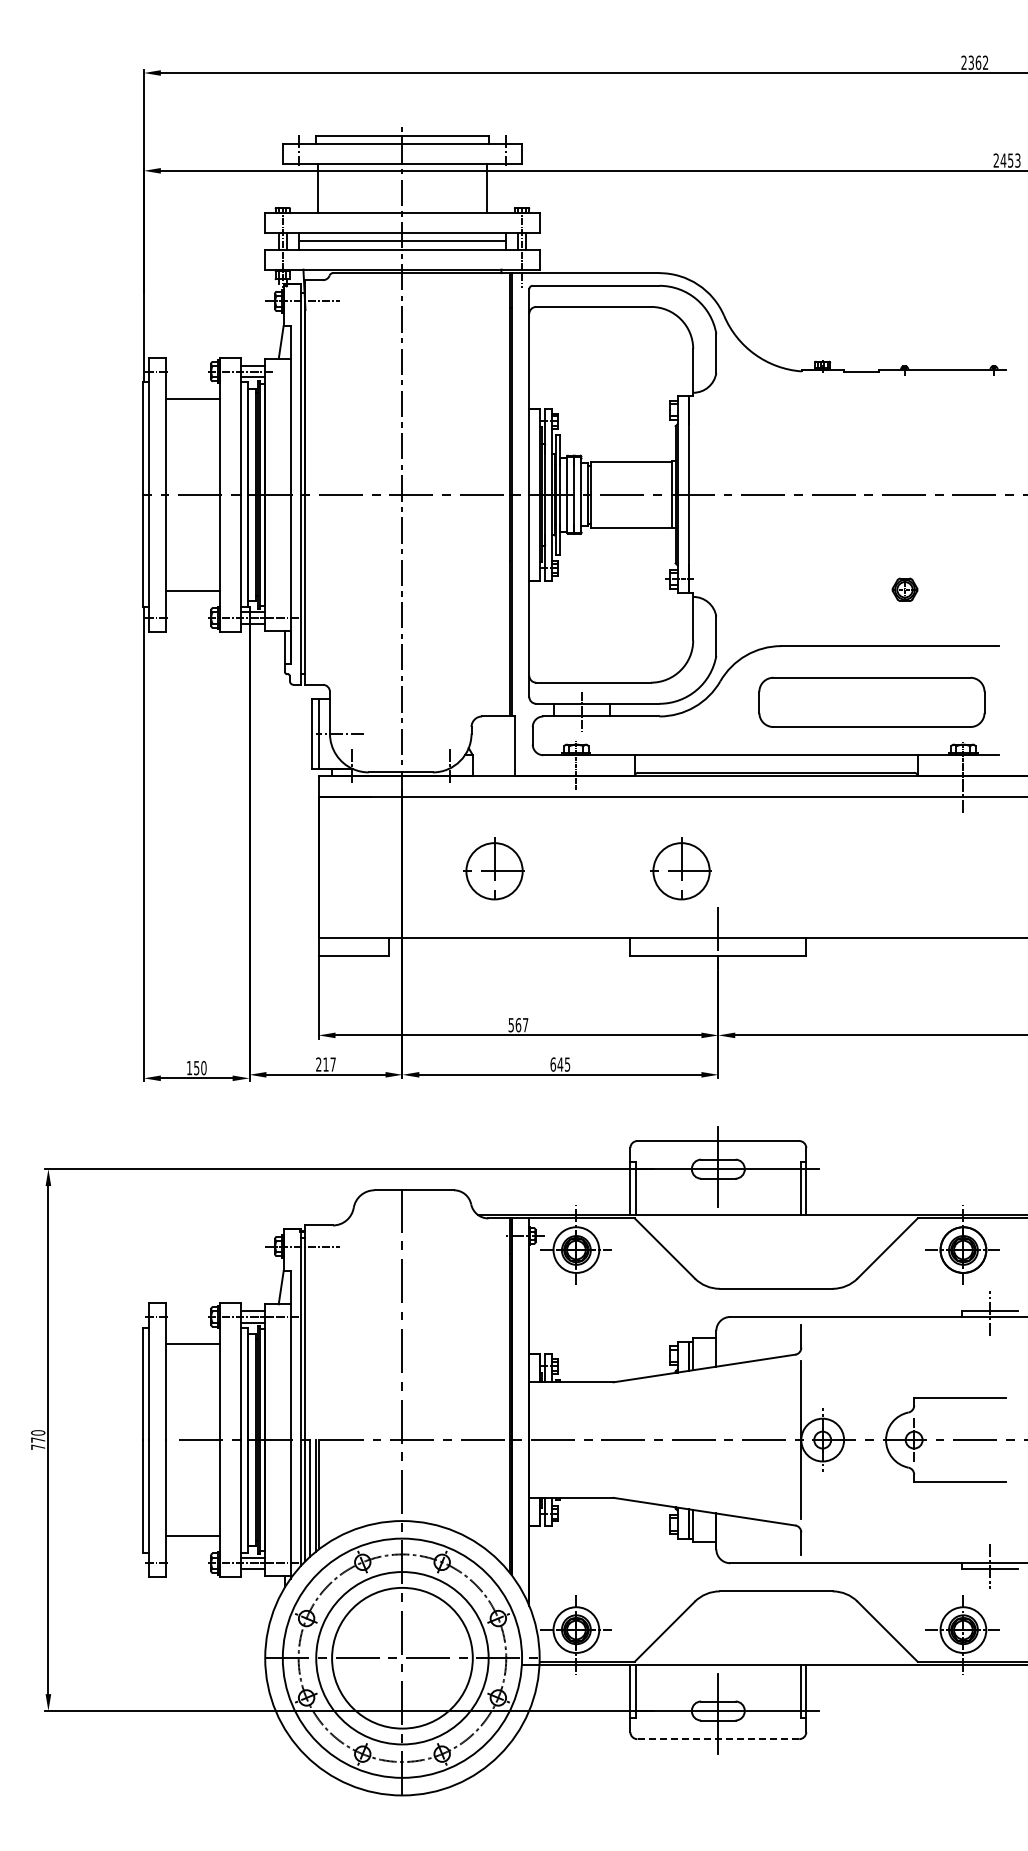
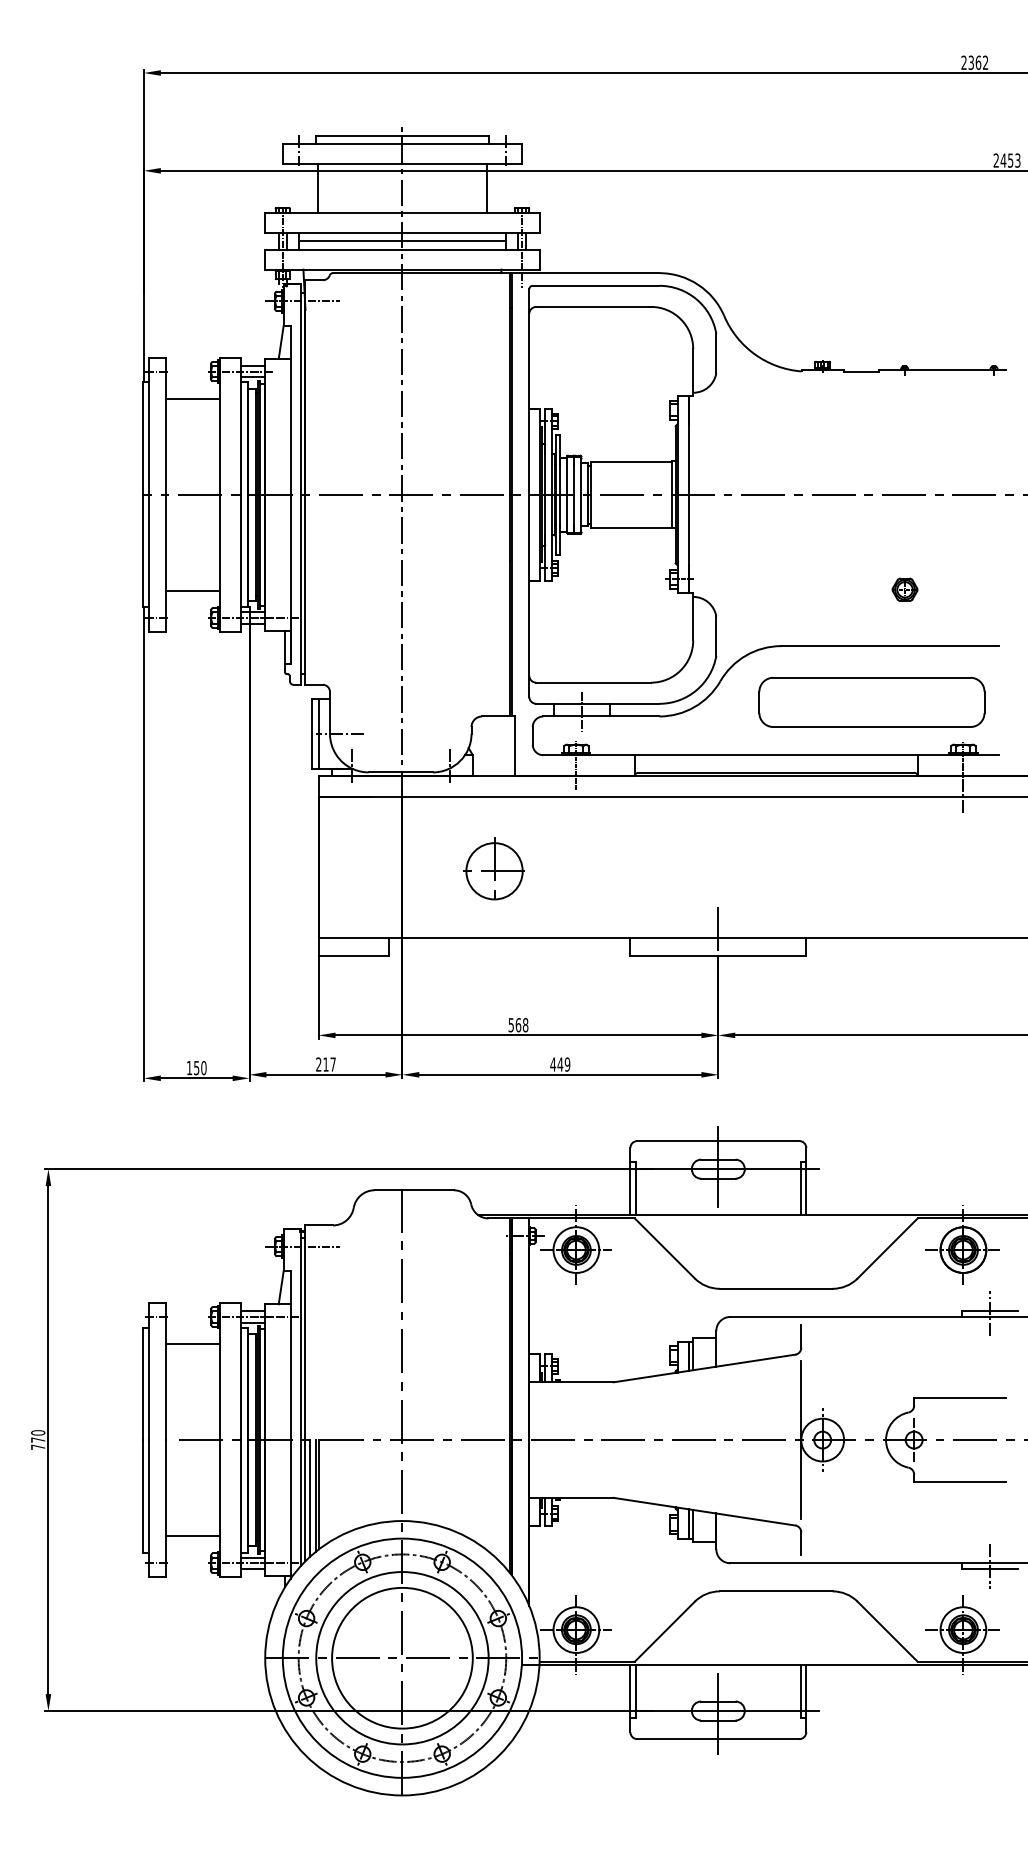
part: present -> none (680, 868)
text: 567 -> 568 (525, 1025)
text: 645 -> 449 (560, 1064)
line: dashed -> solid (718, 1739)
